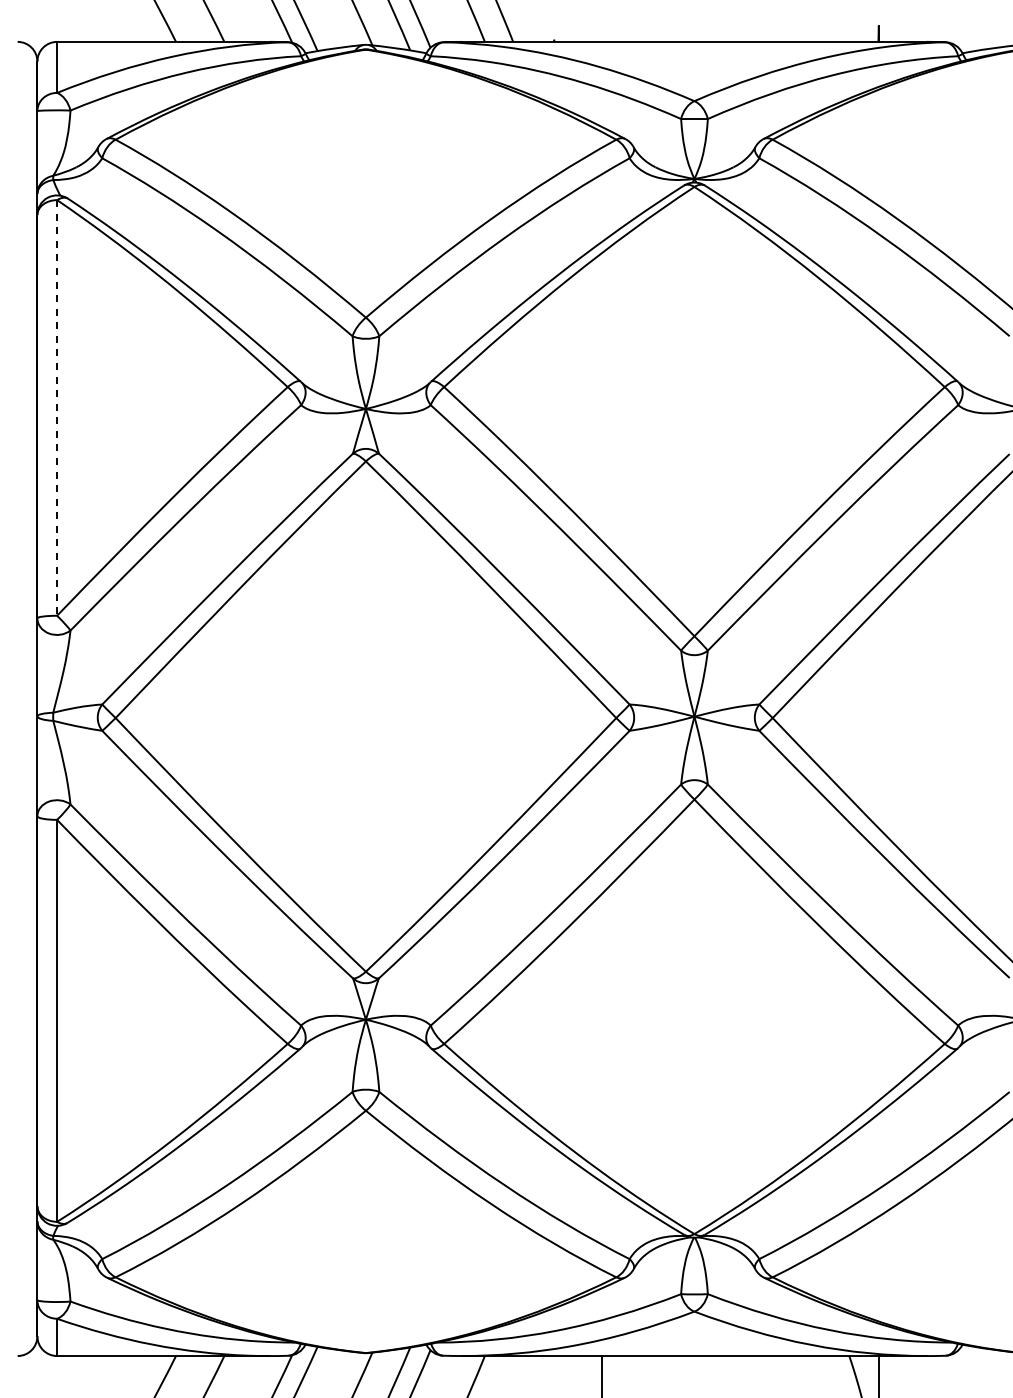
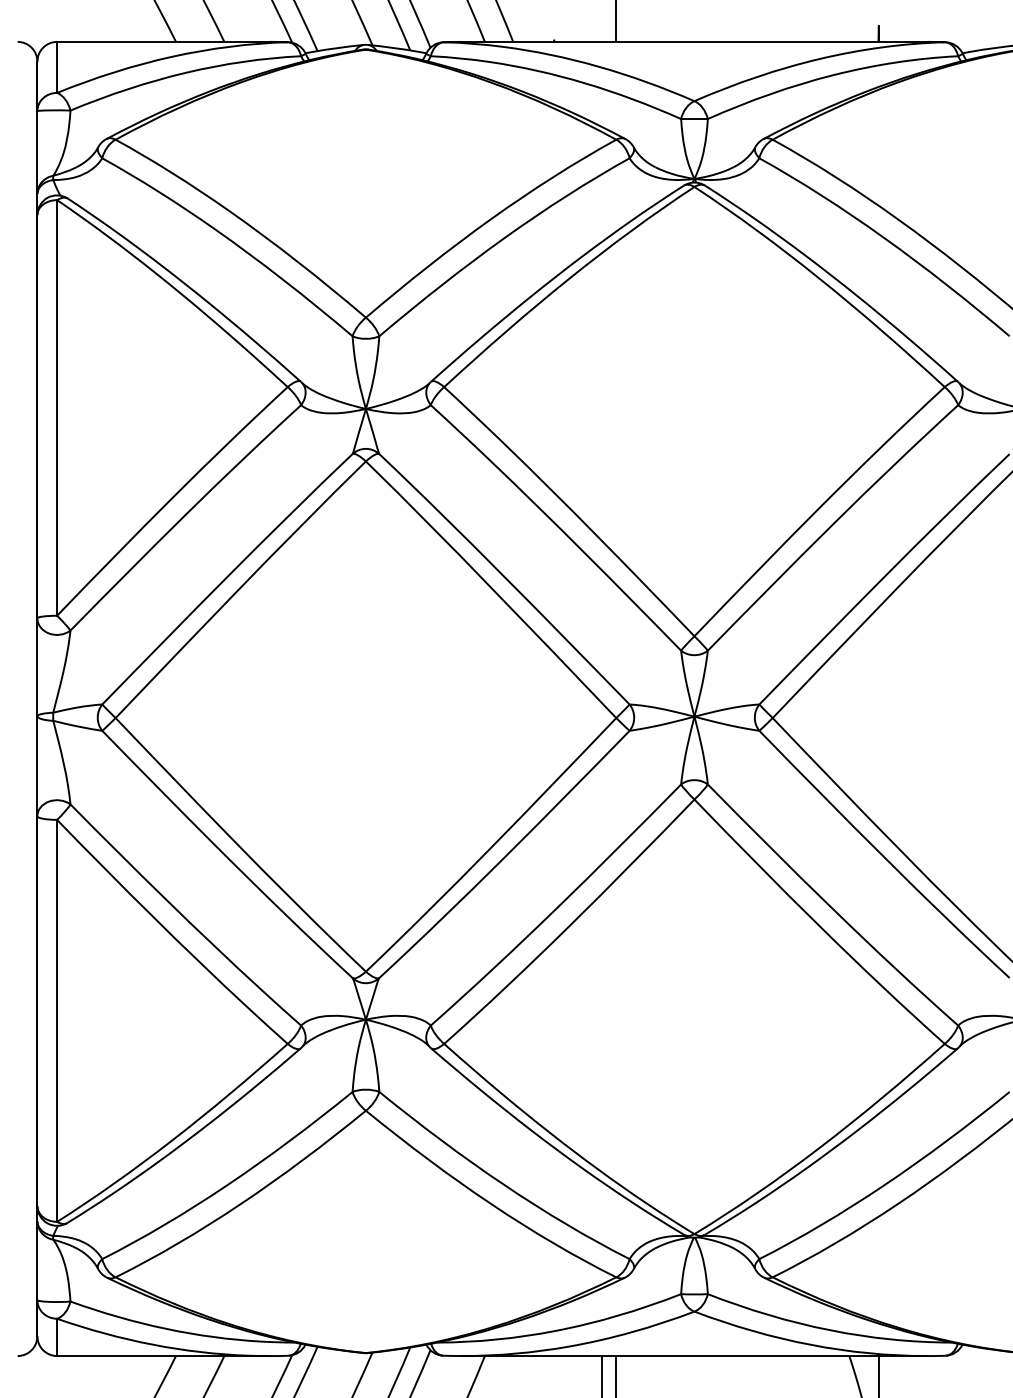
line: none -> present (615, 21)
line: dashed -> solid (57, 407)
line: none -> present (615, 1375)
